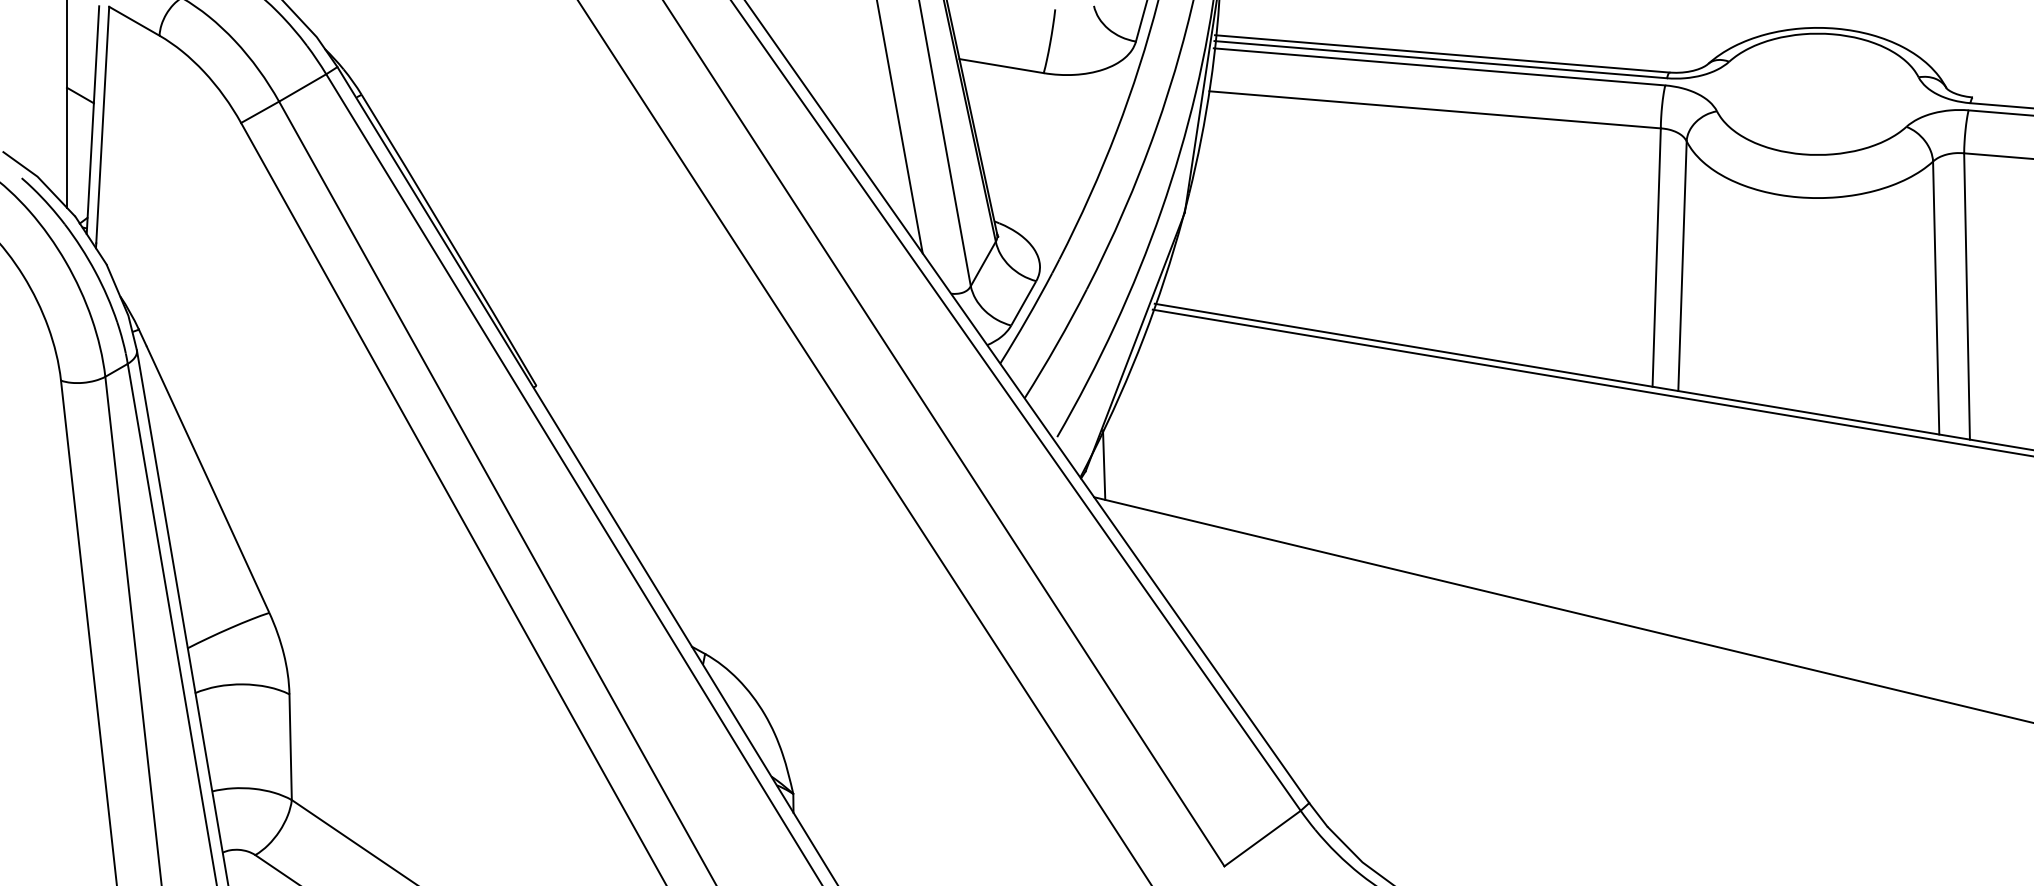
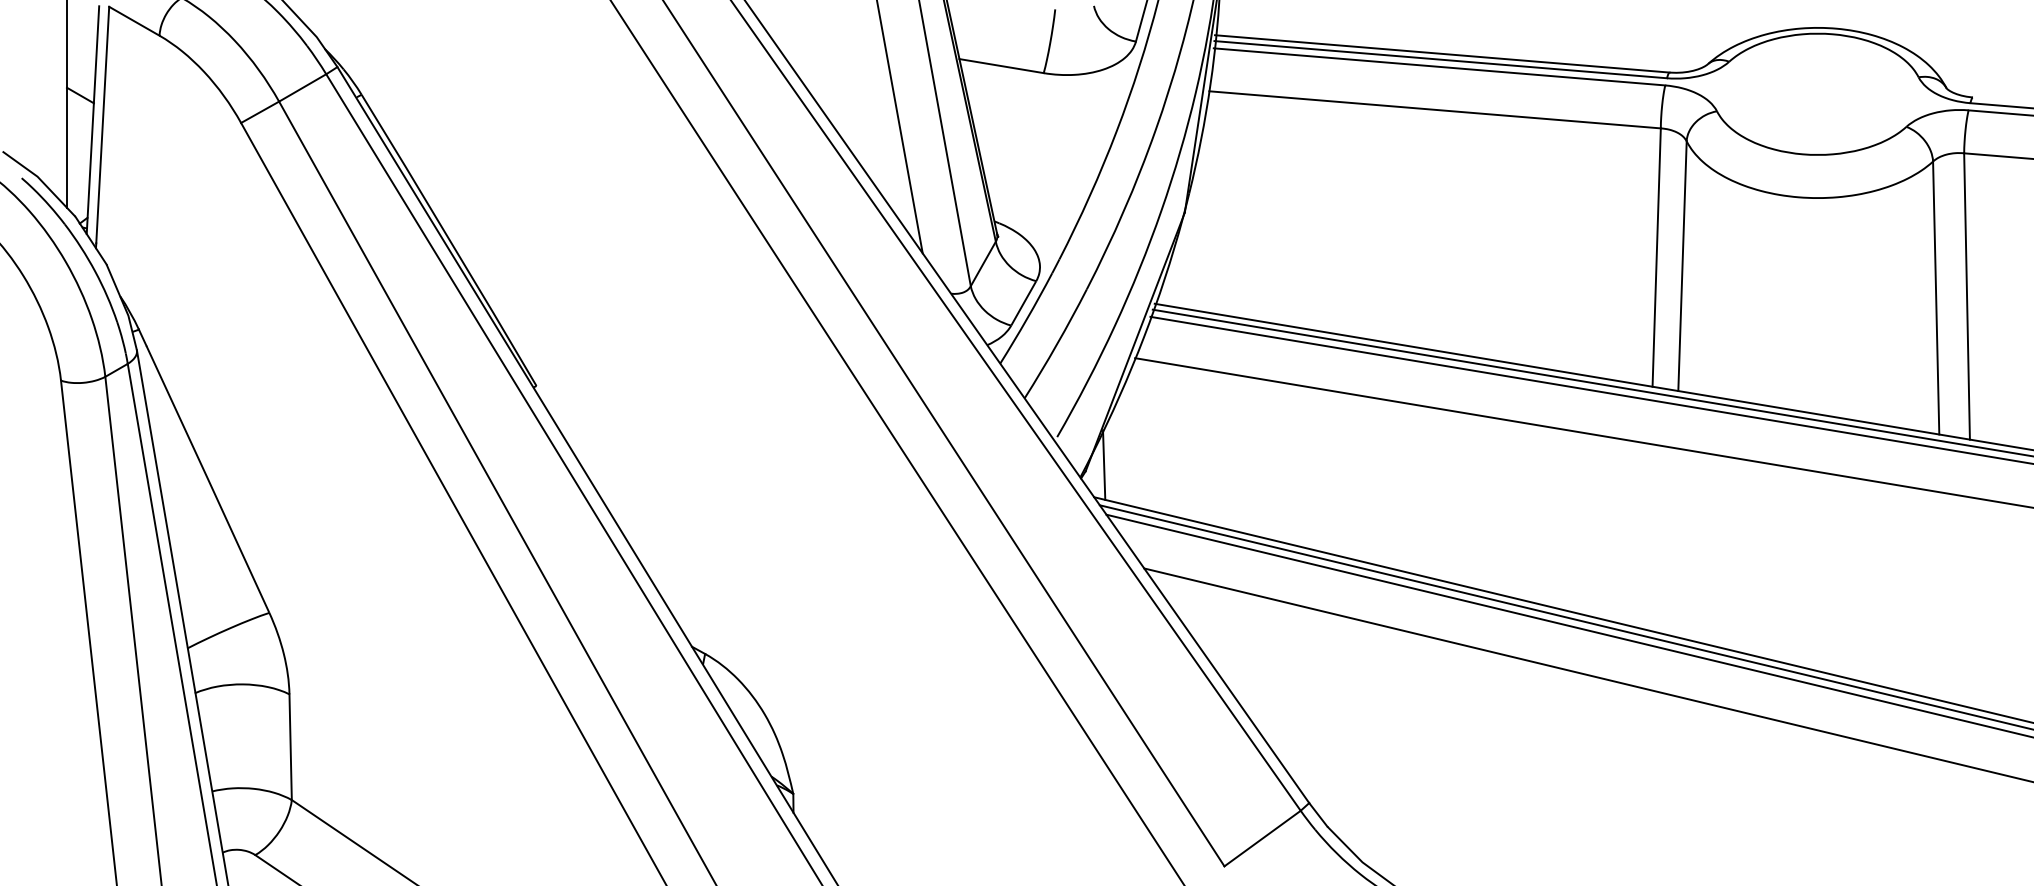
line: none -> present (1590, 389)
line: none -> present (1582, 432)
line position: (864, 442) -> (897, 442) (897, 442)
line: none -> present (1564, 616)
line: none -> present (1568, 625)
line: none -> present (1587, 674)
